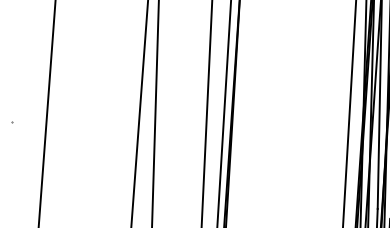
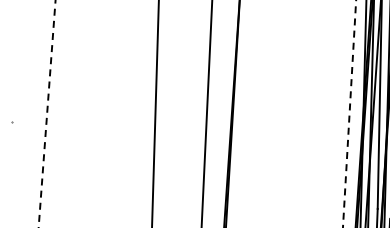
line: solid -> dashed (47, 113)
line: present -> none (139, 113)
line: present -> none (223, 113)
line: solid -> dashed (349, 113)
